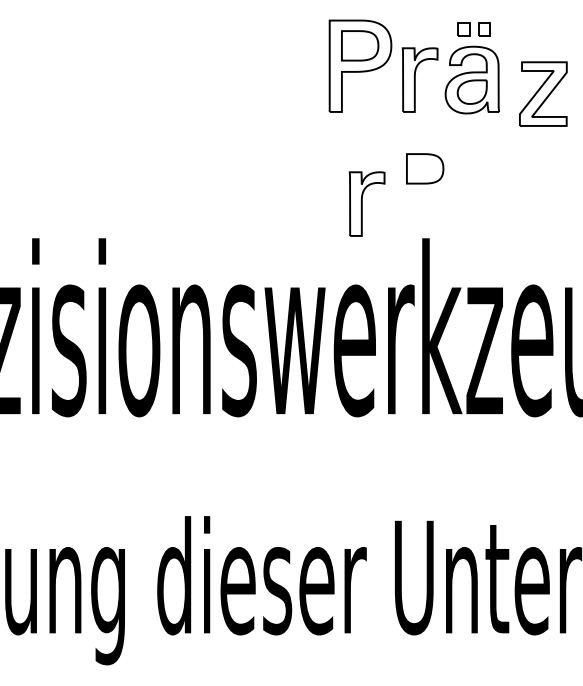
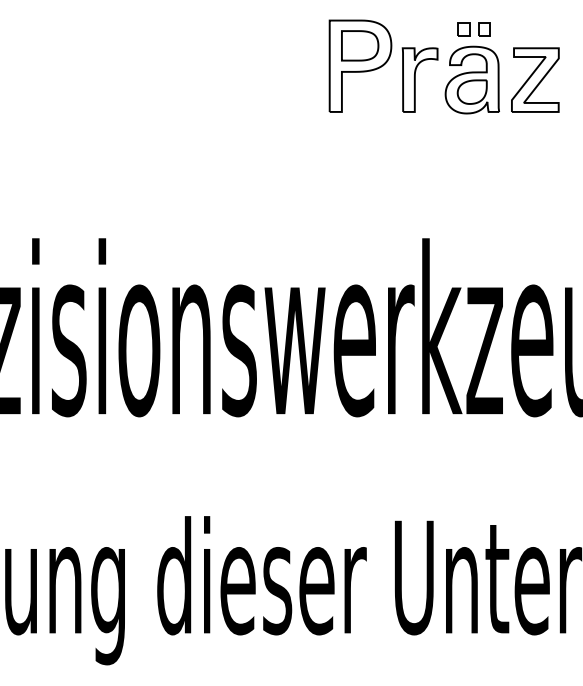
part position: (543, 93) -> (535, 79) (535, 79)
part: present -> none (425, 168)
part: present -> none (366, 203)
